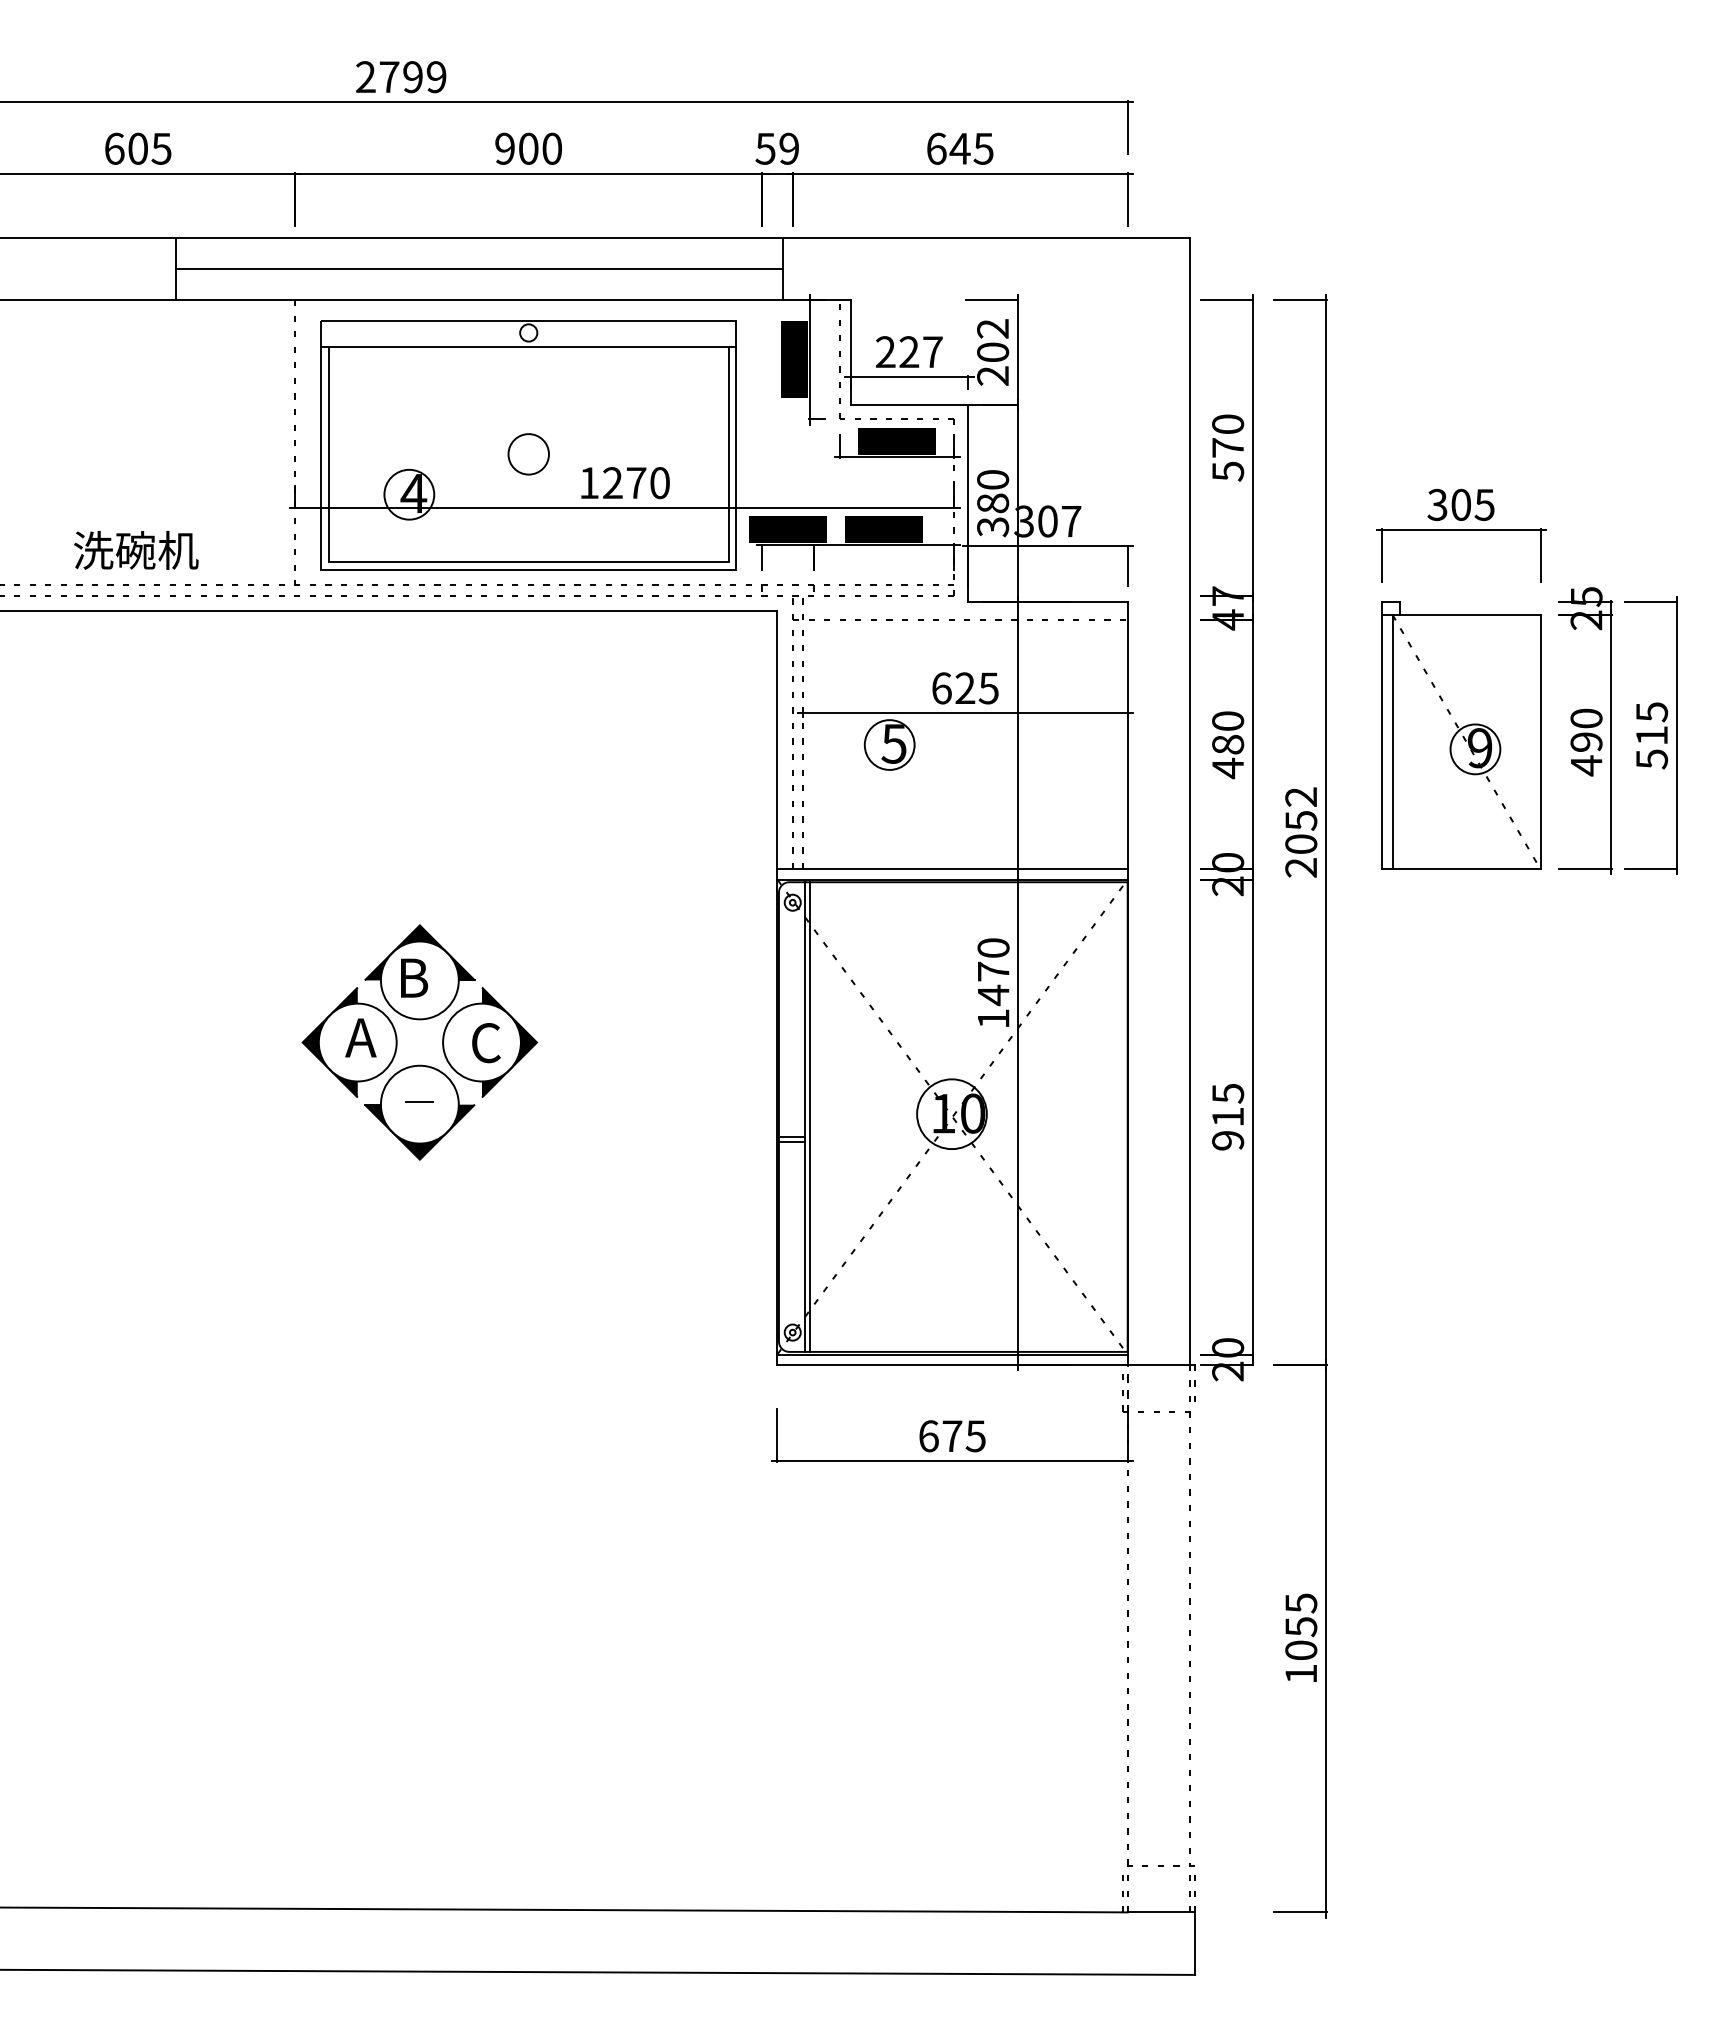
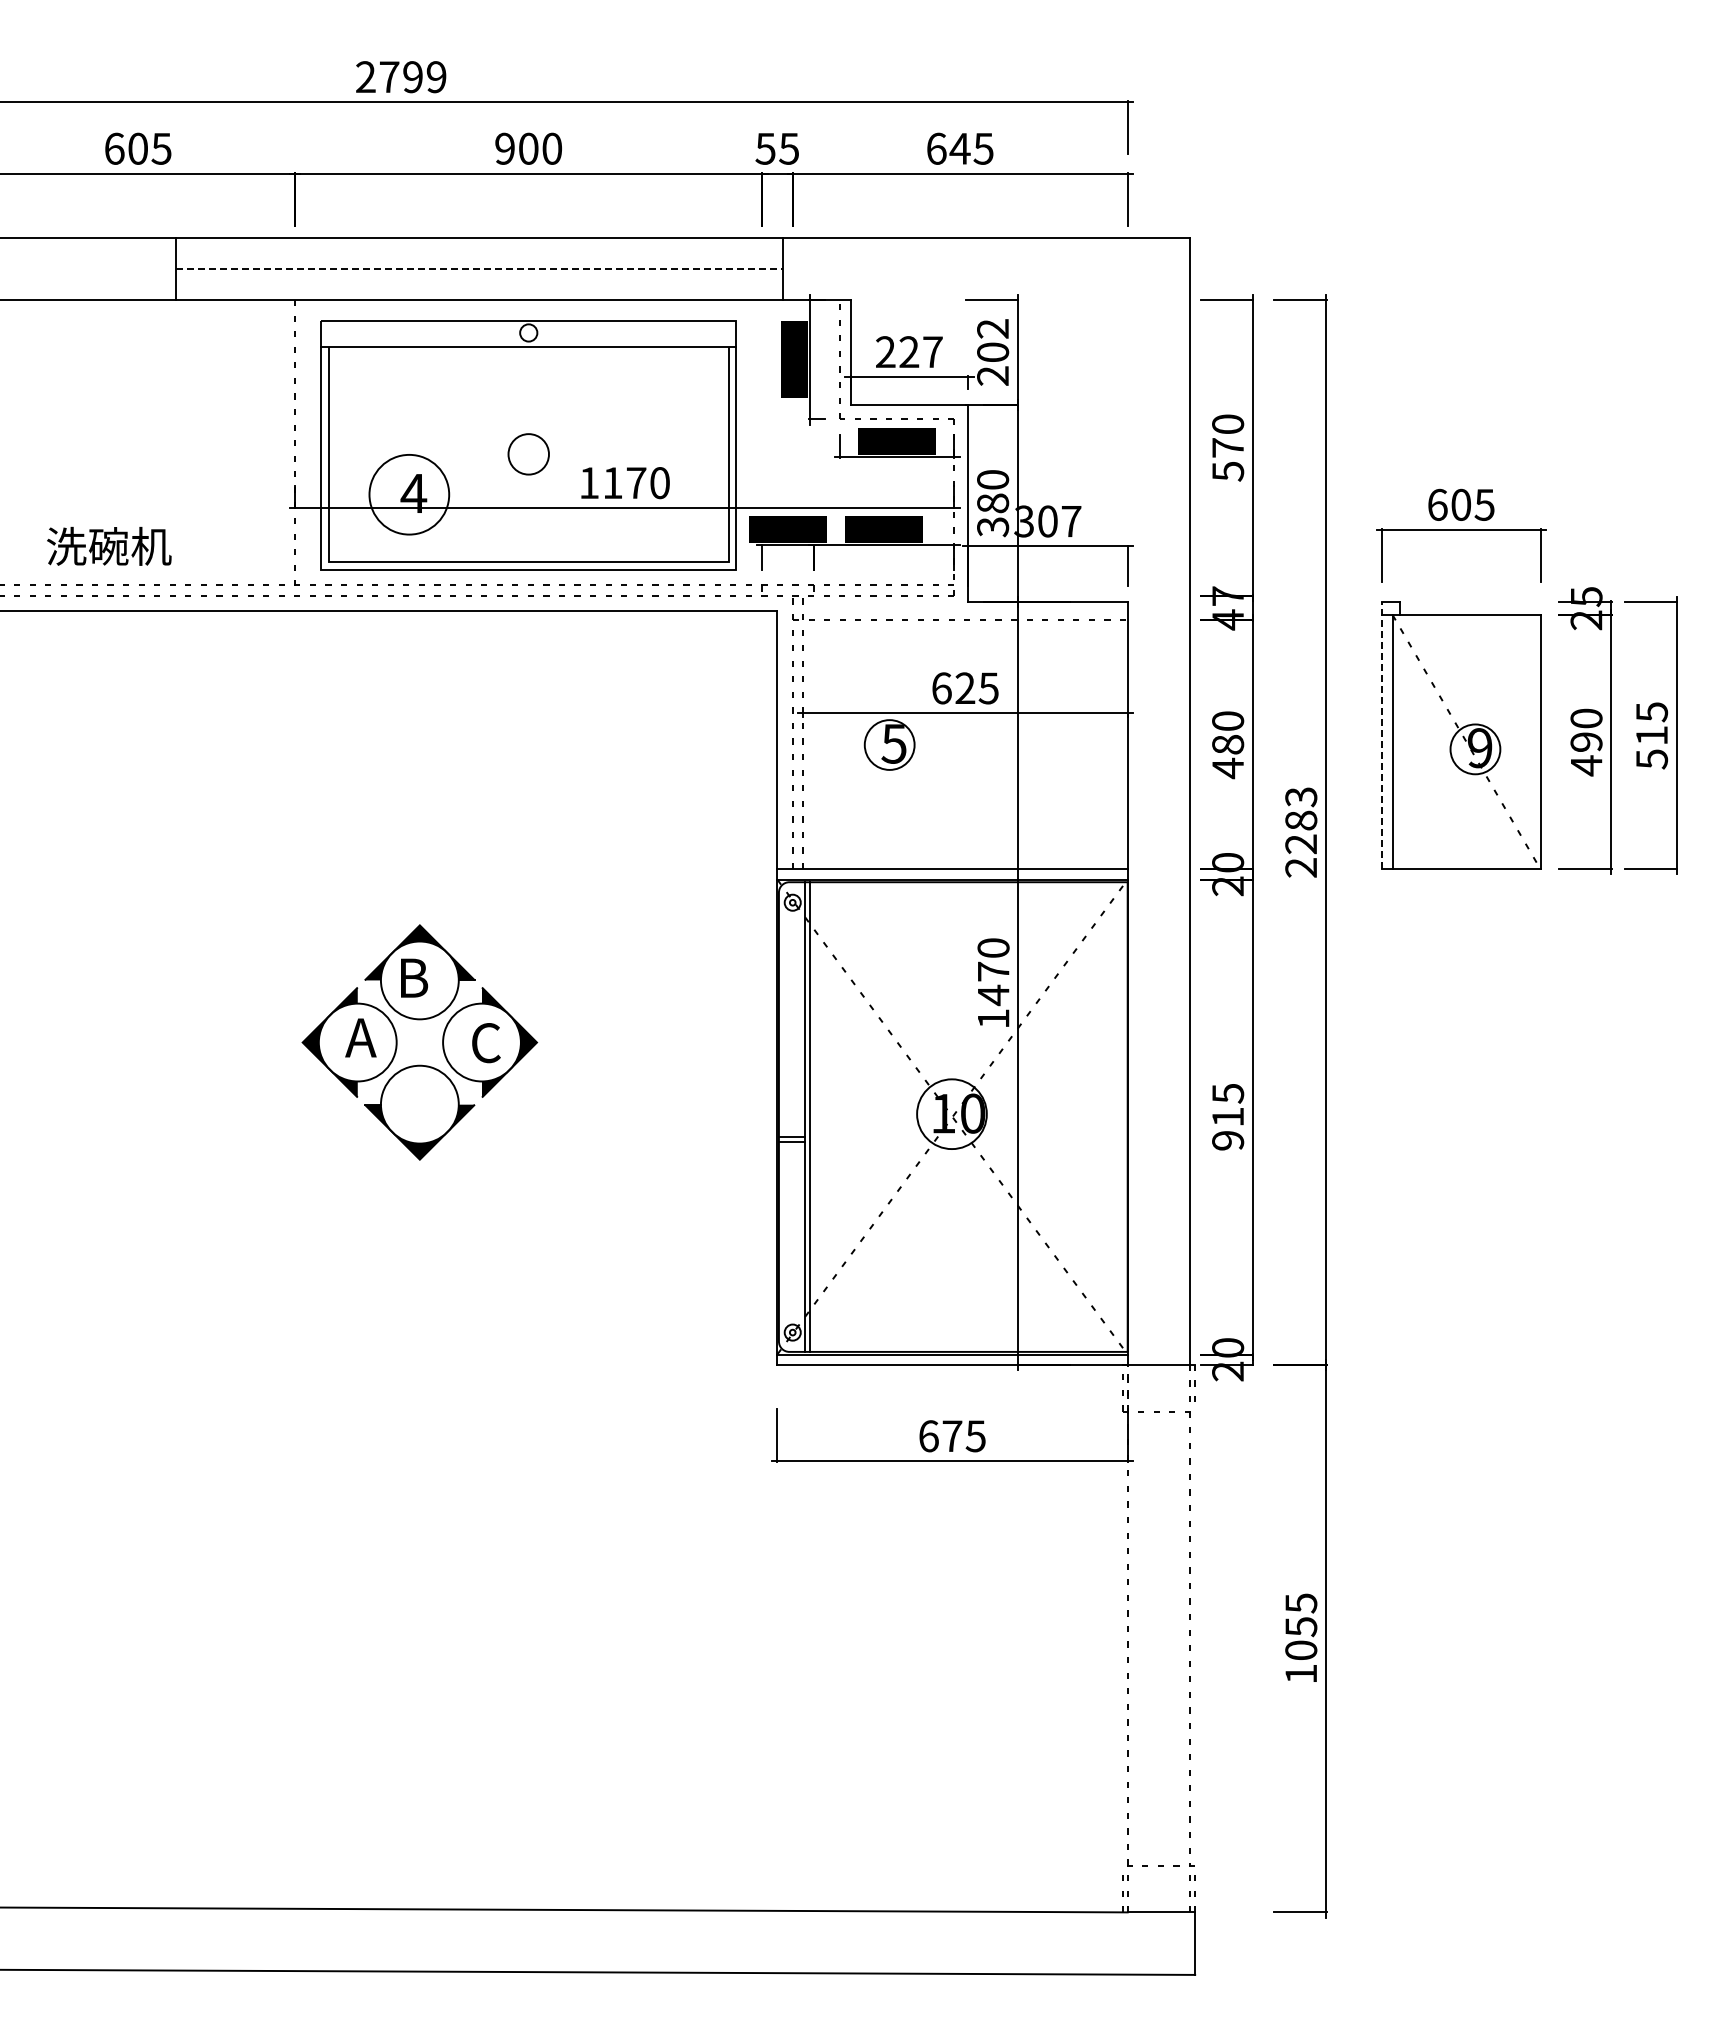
text: 59 -> 55 (788, 148)
line: solid -> dashed (479, 268)
text: 1270 -> 1170 (612, 482)
circle diameter: 50 px -> 80 px (409, 494)
text: 305 -> 605 (1437, 504)
text position: (136, 549) -> (109, 545) (109, 545)
line: solid -> dashed (1382, 735)
text: 2052 -> 2283 (1301, 820)
line: present -> none (419, 1101)
